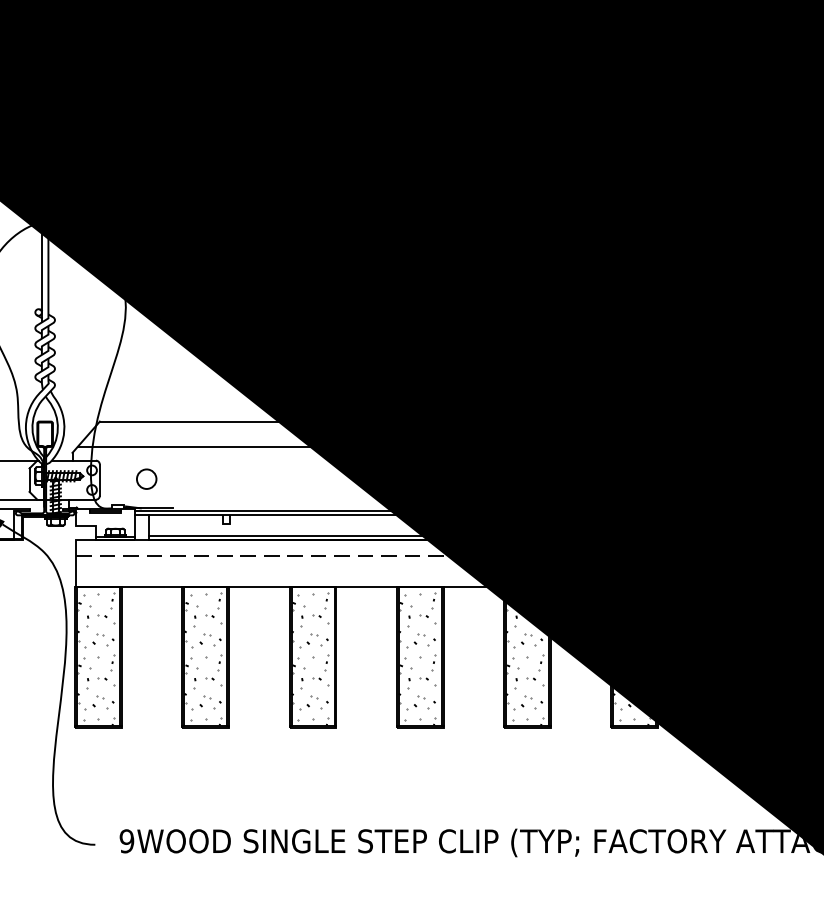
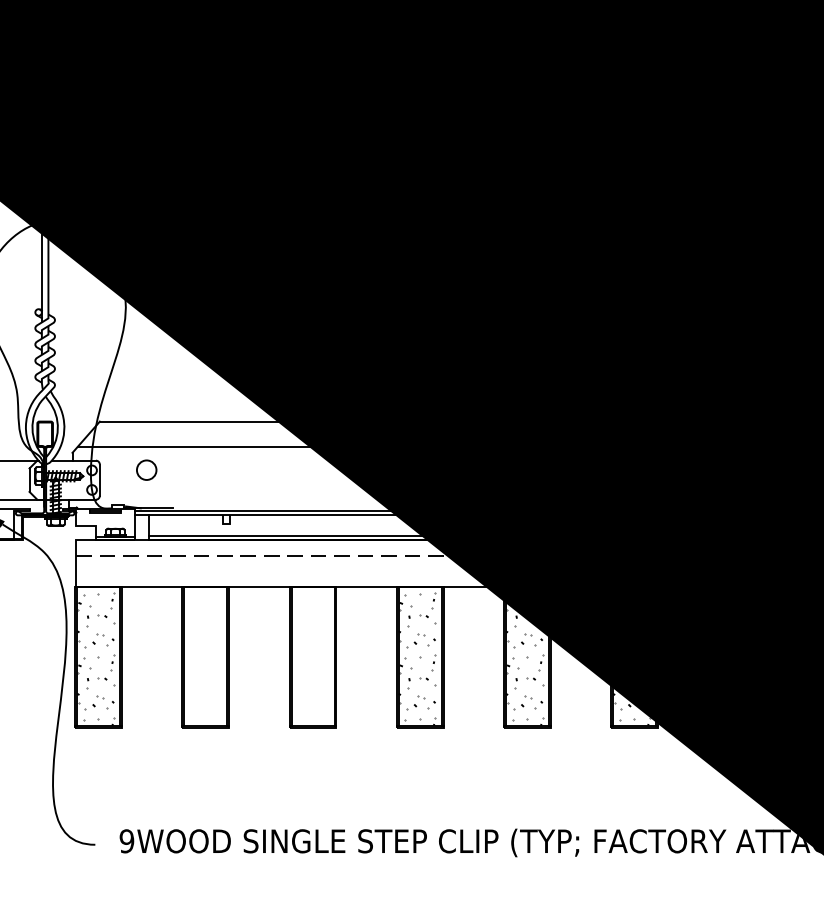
circle position: (146, 478) -> (146, 469) (146, 469)
hatch: present -> none (202, 658)
hatch: present -> none (309, 658)
